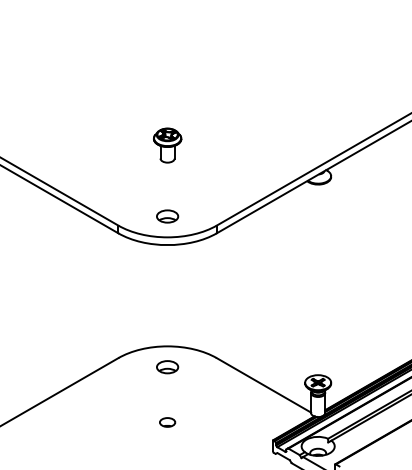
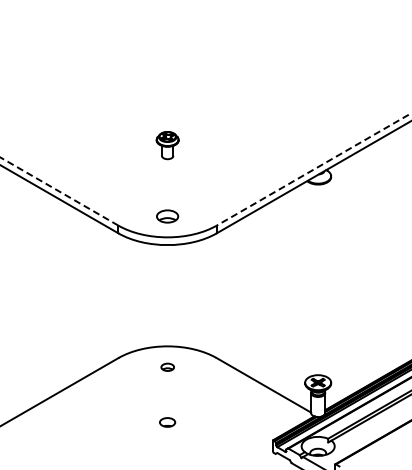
part size: 30x37 px -> 25x30 px (167, 145)
line: solid -> dashed (313, 169)
line: solid -> dashed (59, 191)
part size: 24x15 px -> 15x10 px (167, 366)
